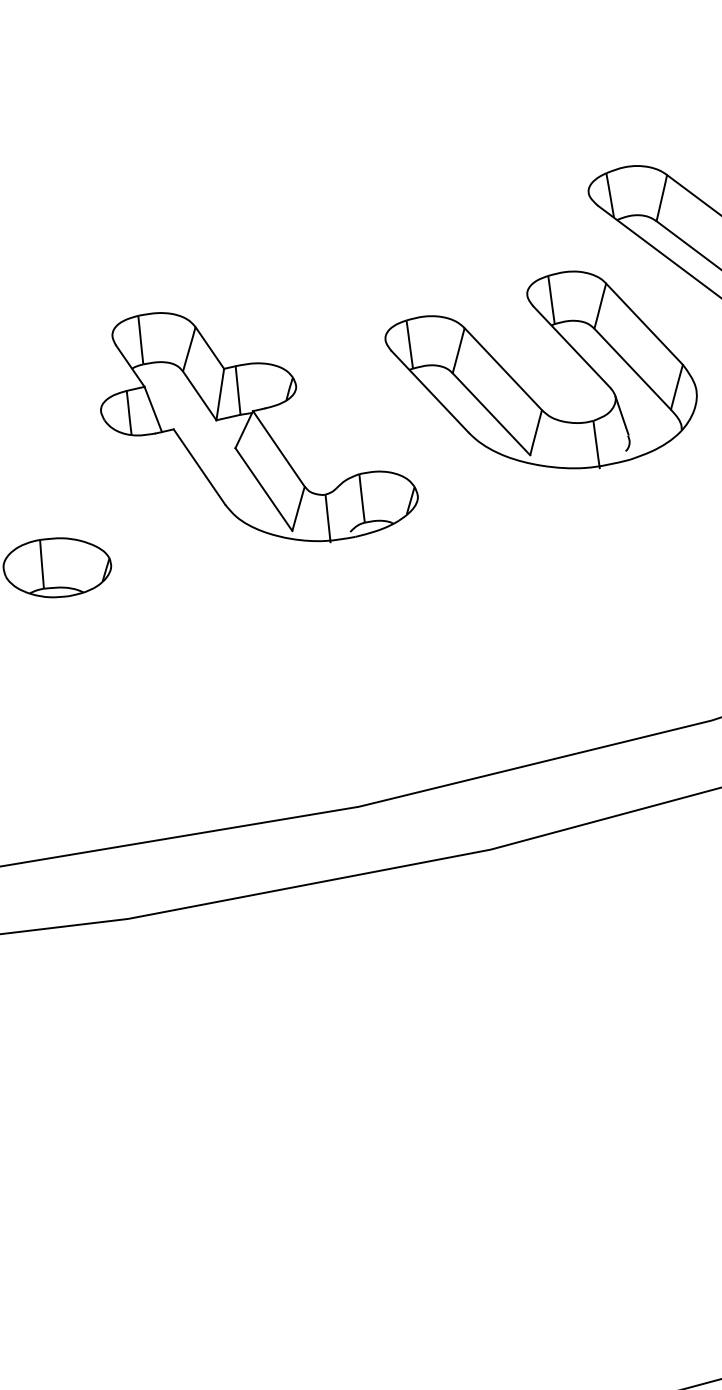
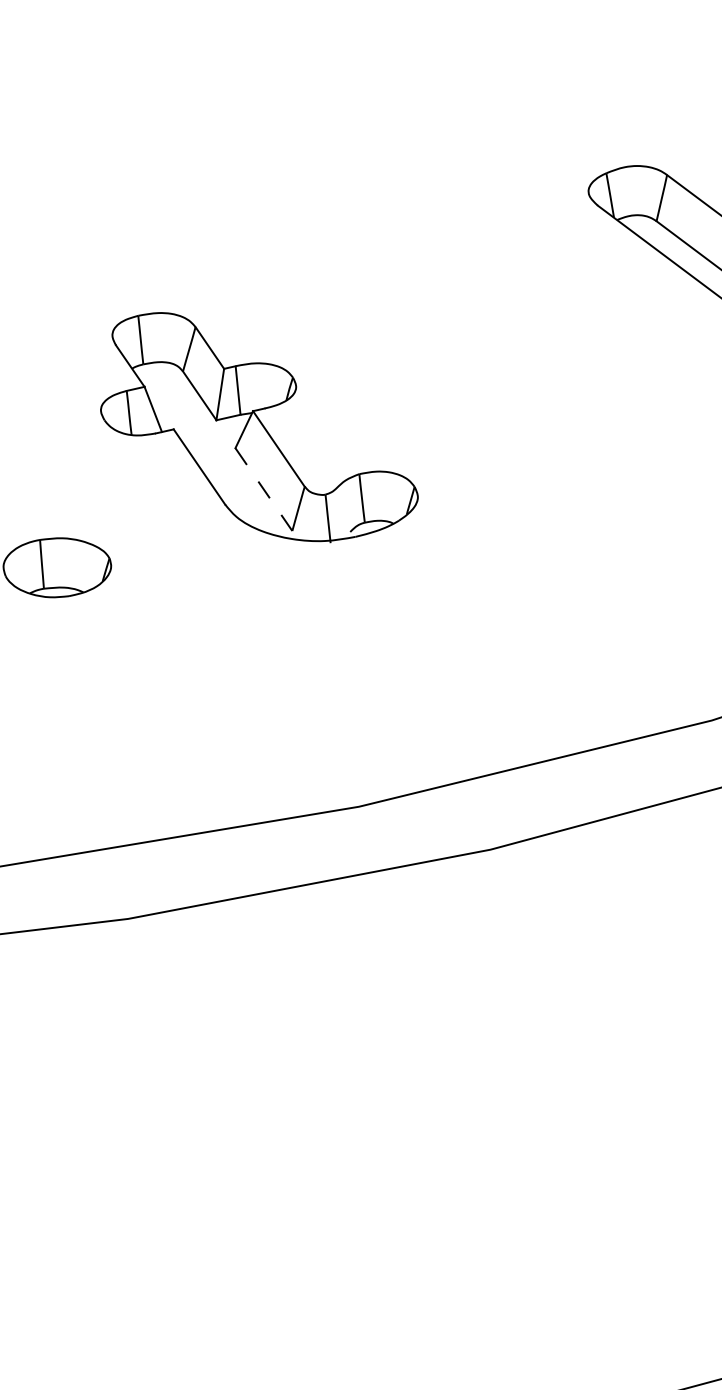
part: present -> none (521, 386)
line: solid -> dashed (264, 490)
